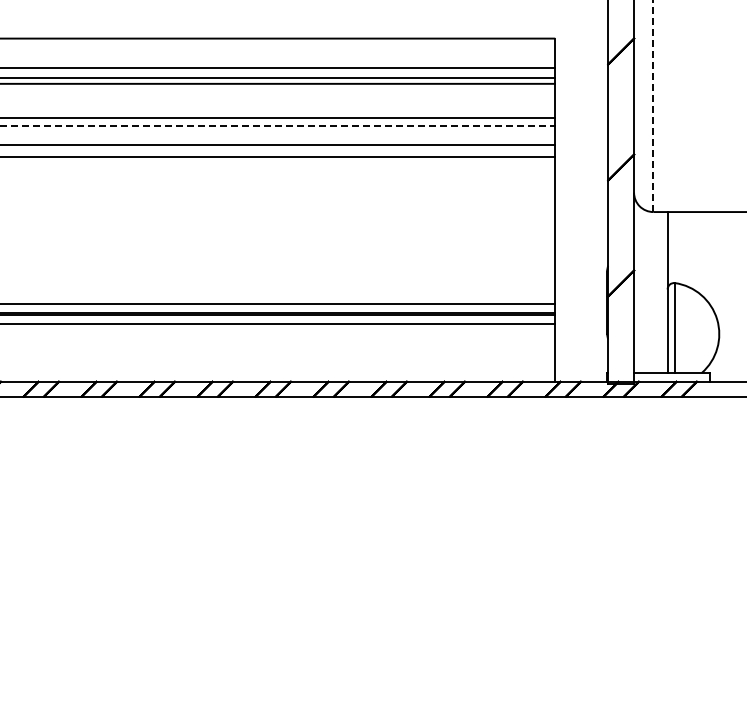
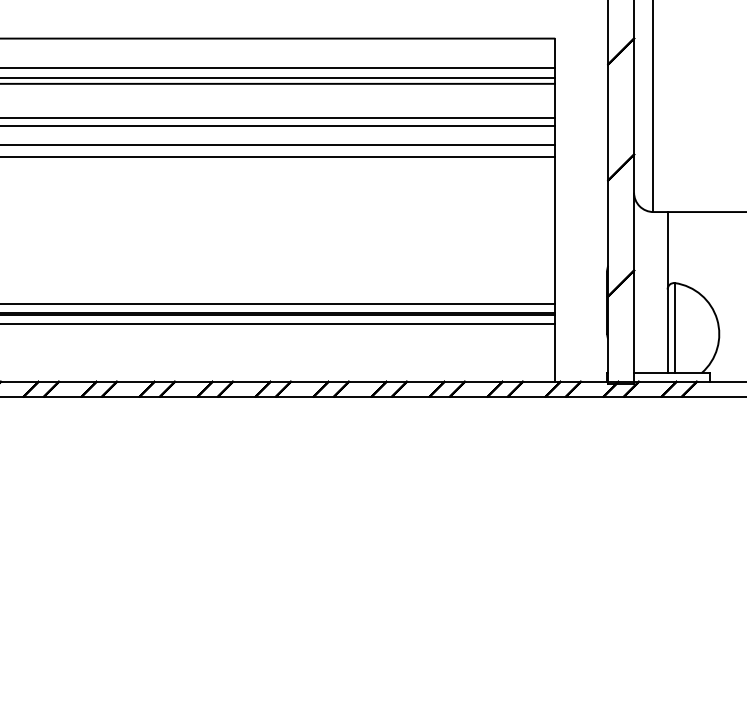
line: dashed -> solid (653, 106)
line: dashed -> solid (278, 125)
